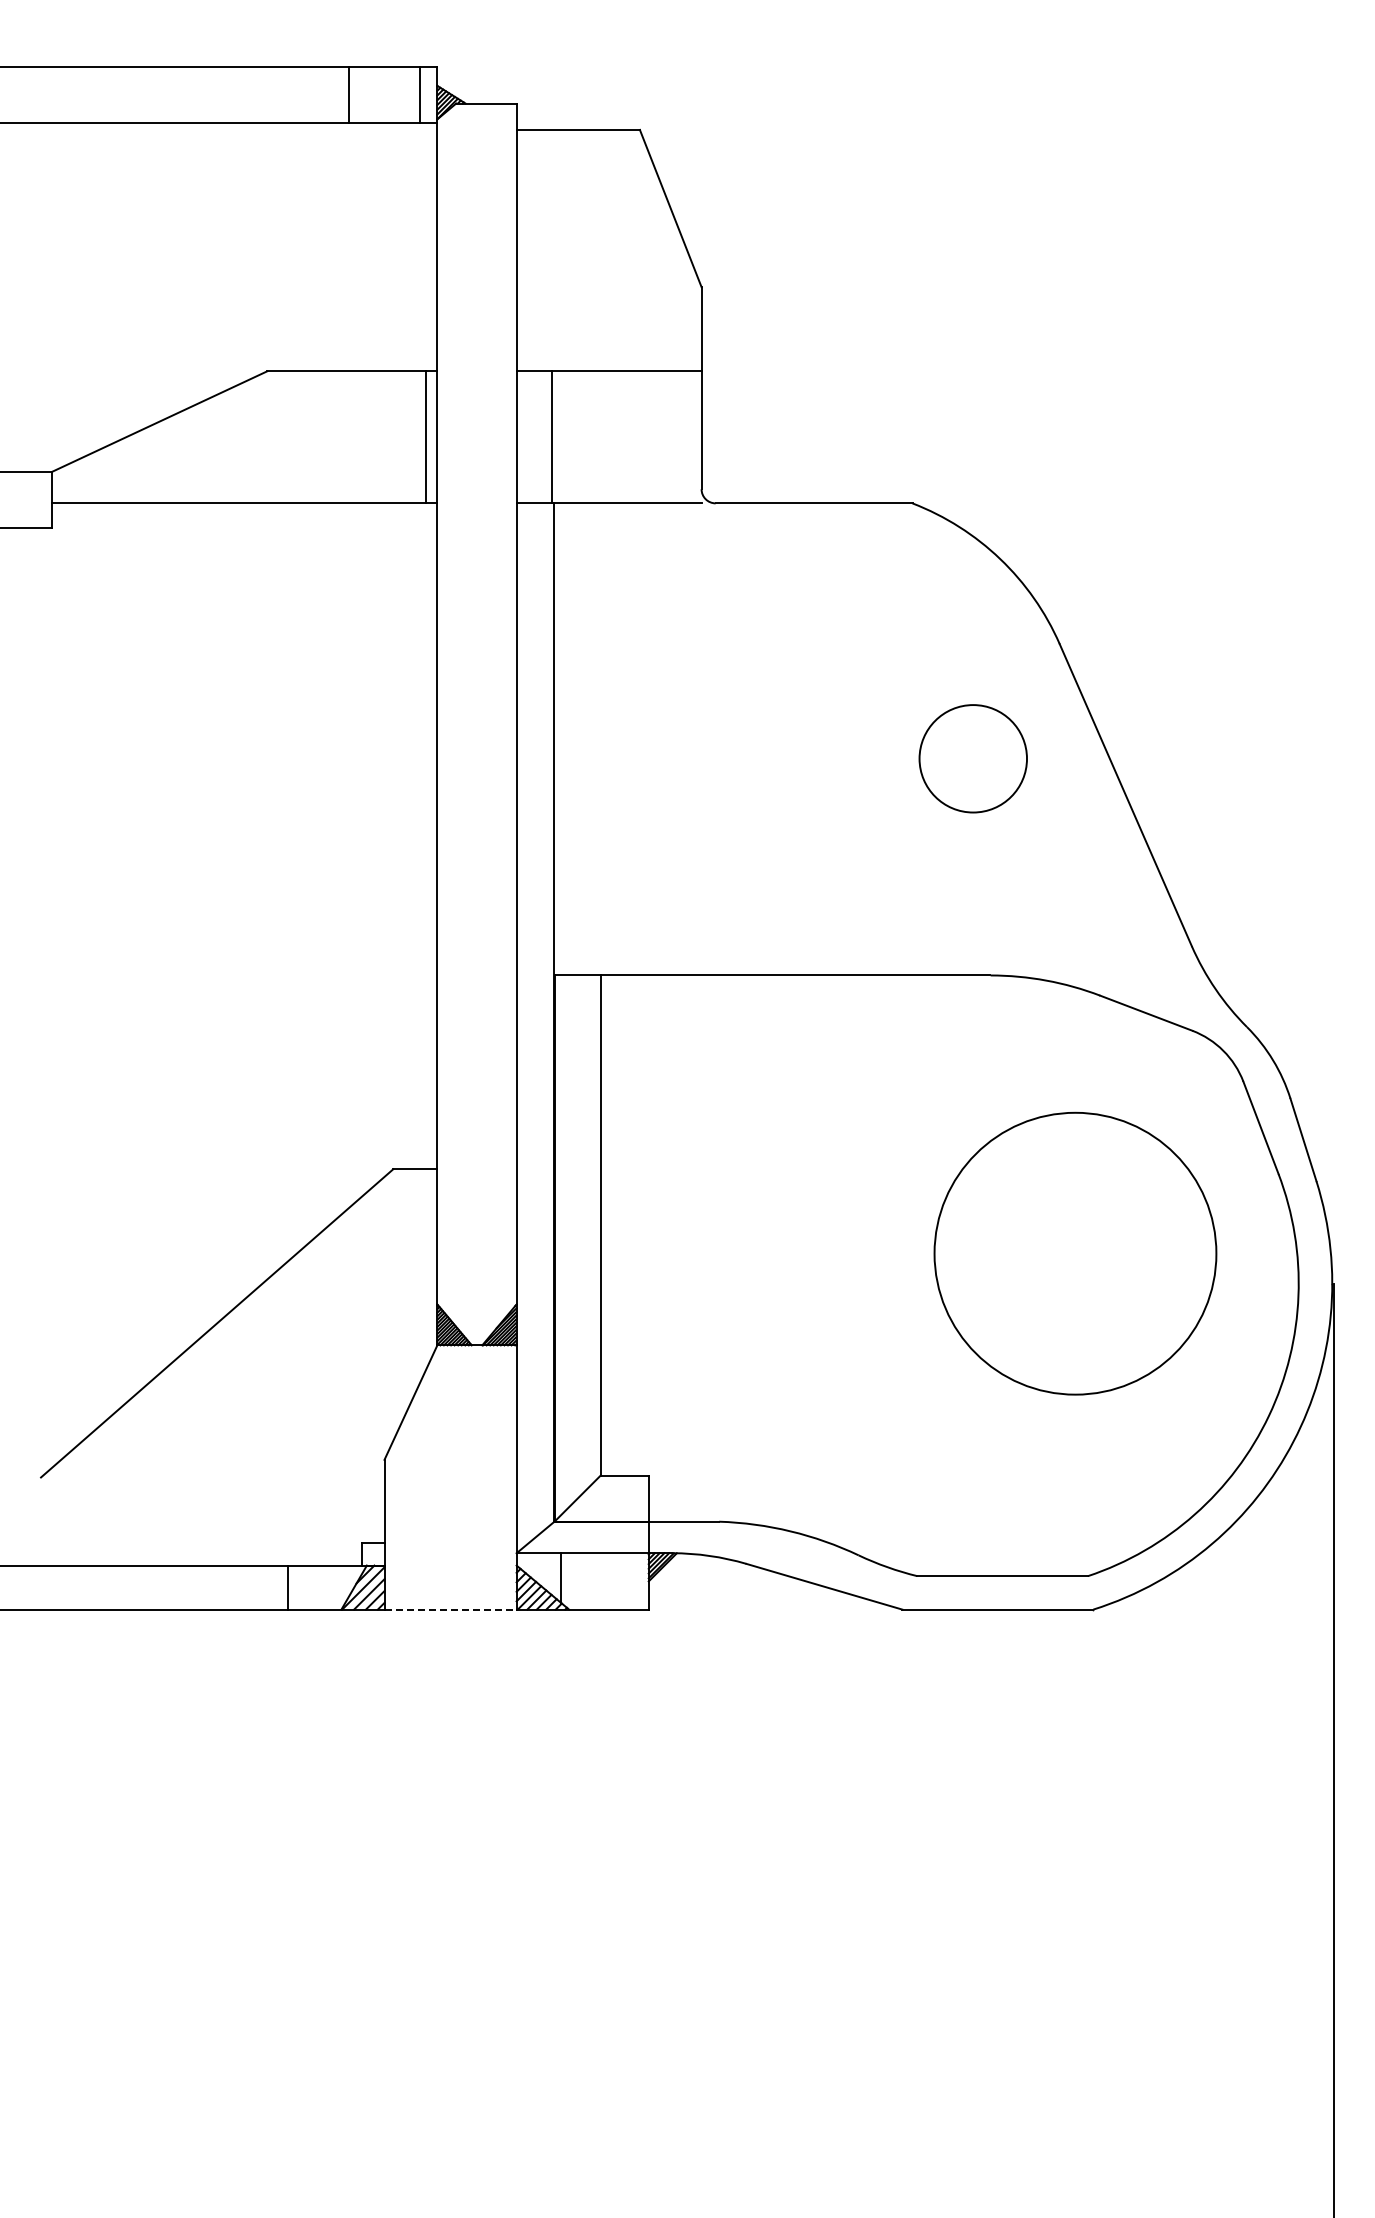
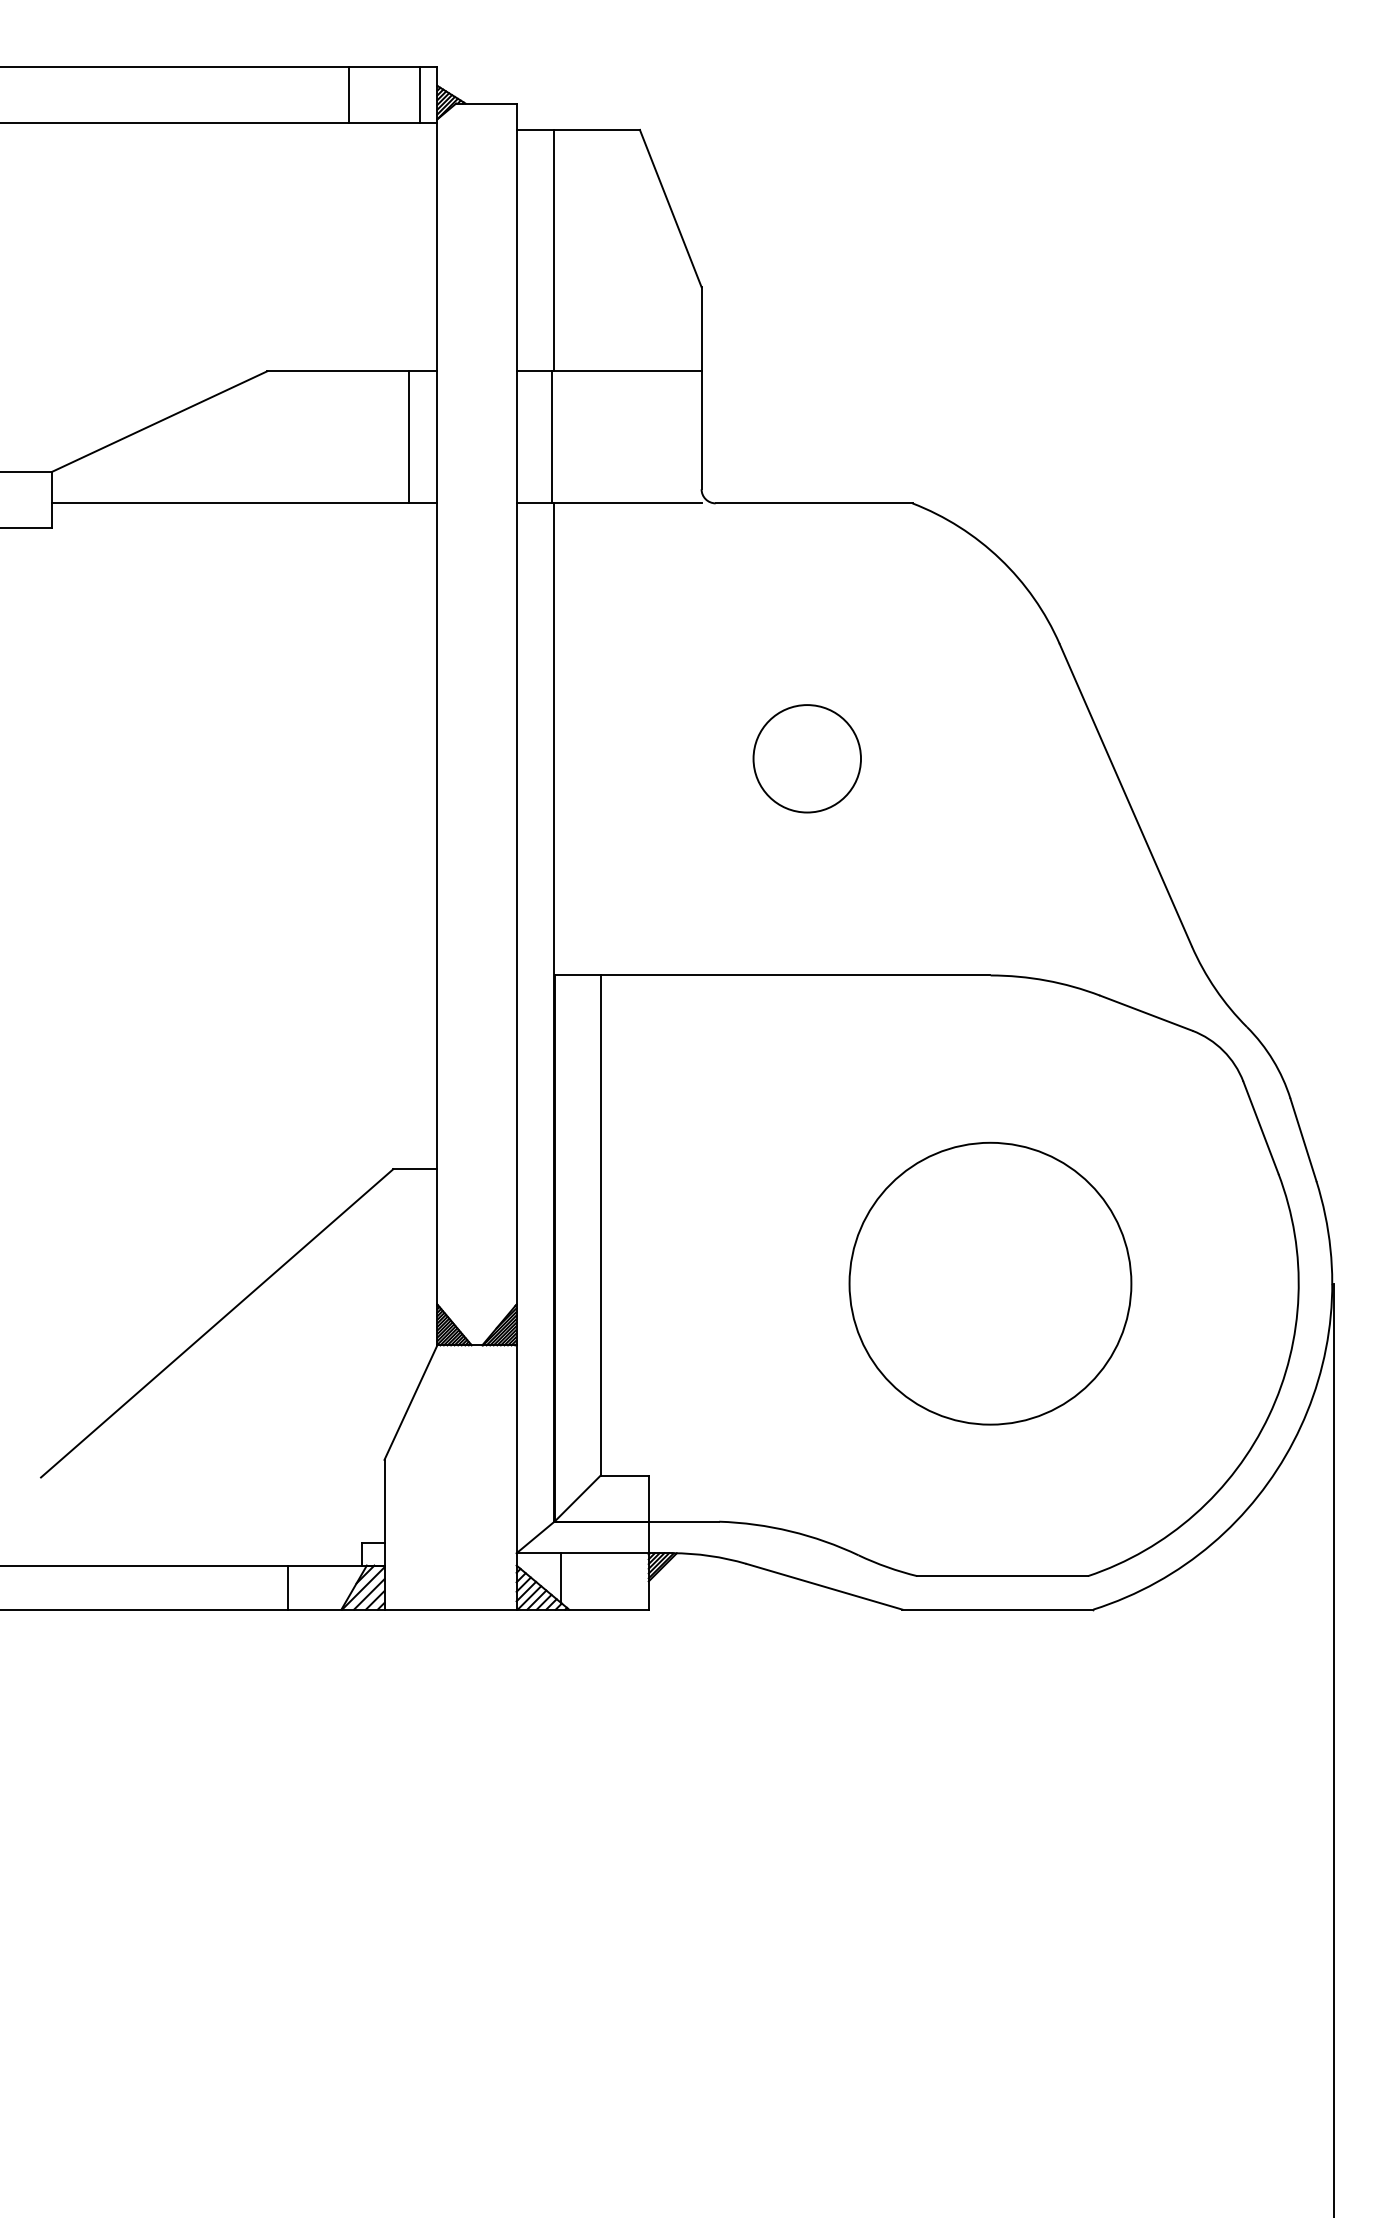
line: none -> present (554, 250)
line position: (426, 437) -> (409, 437) (409, 437)
circle position: (972, 758) -> (806, 758) (806, 758)
circle position: (1075, 1253) -> (990, 1283) (990, 1283)
line: dashed -> solid (451, 1609)
